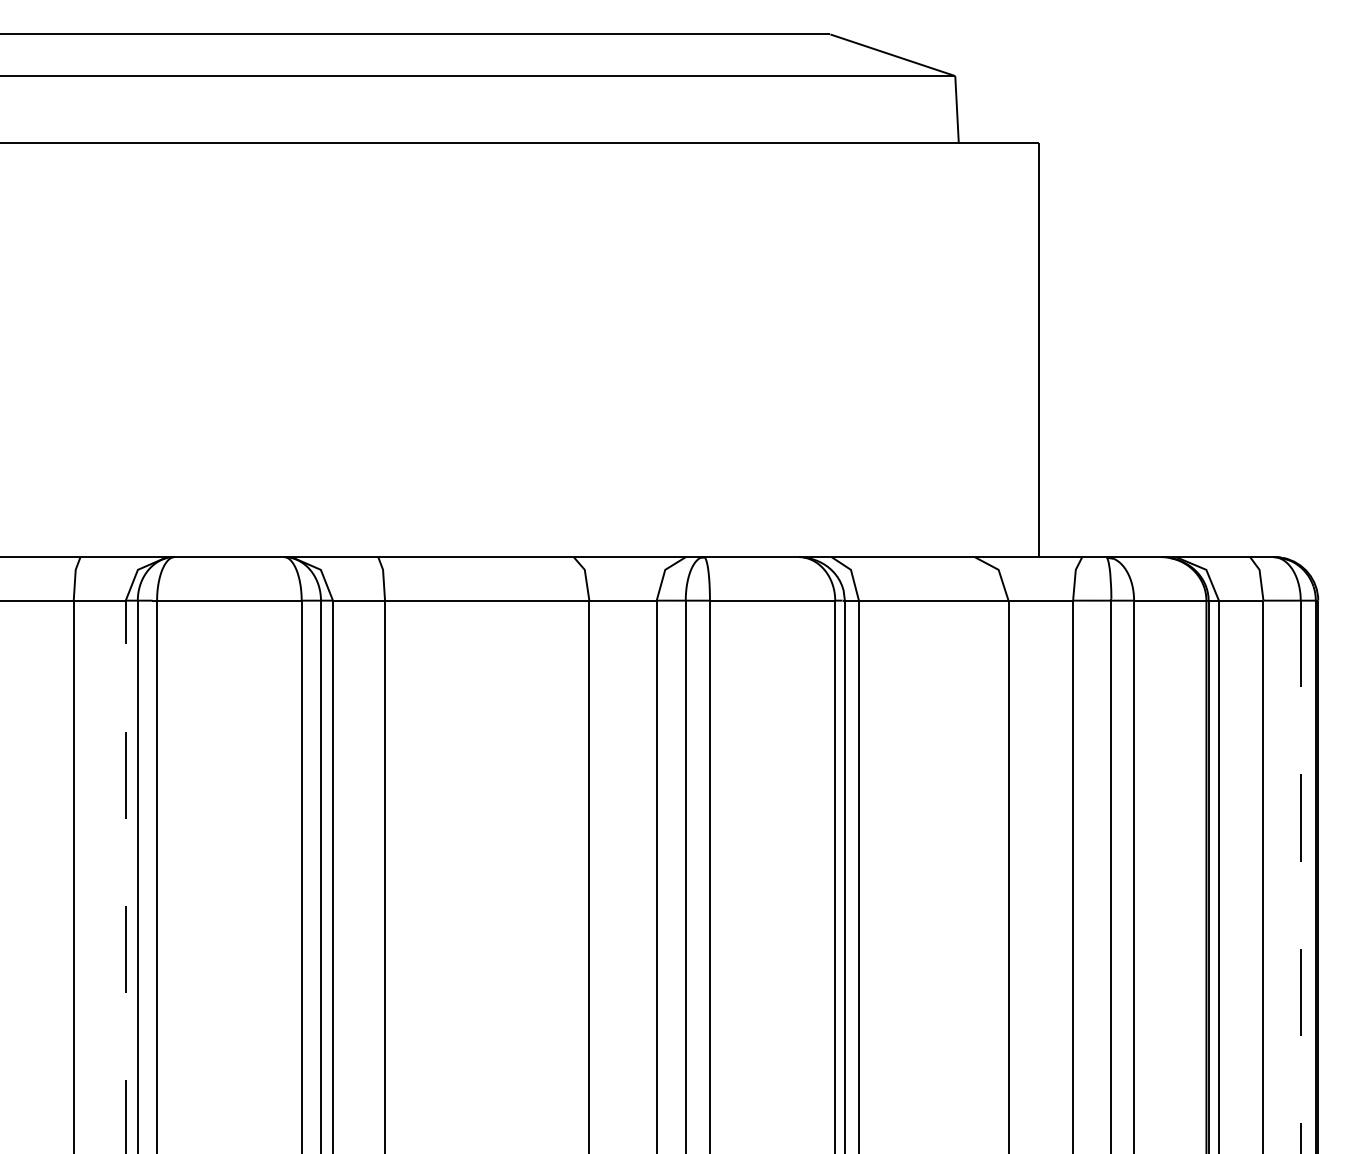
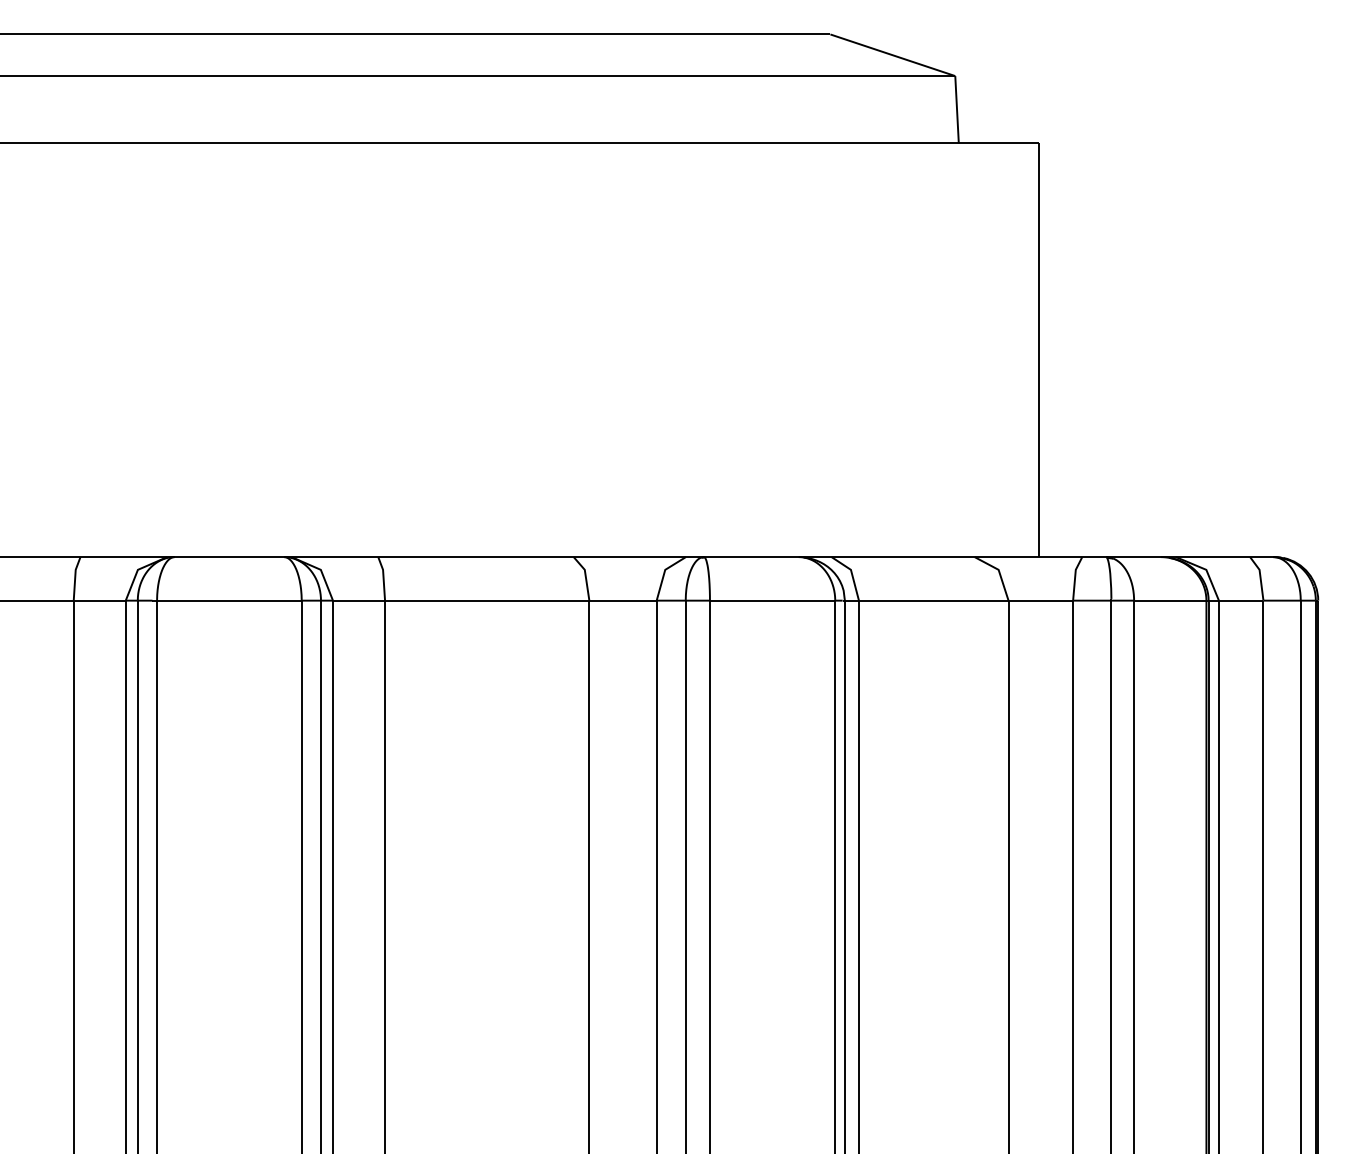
line: dashed -> solid (125, 876)
line: dashed -> solid (1300, 877)
